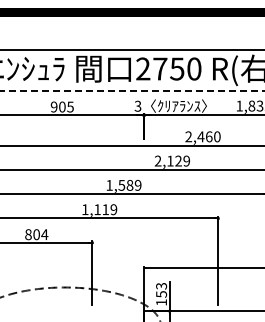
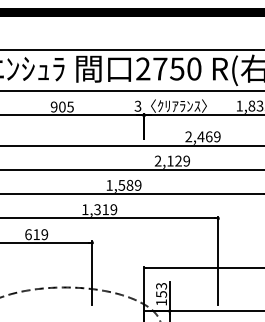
line: dashed -> solid (132, 91)
text: 2,460 -> 2,469 (217, 136)
text: 1,119 -> 1,319 (97, 209)
text: 804 -> 619 (36, 234)
